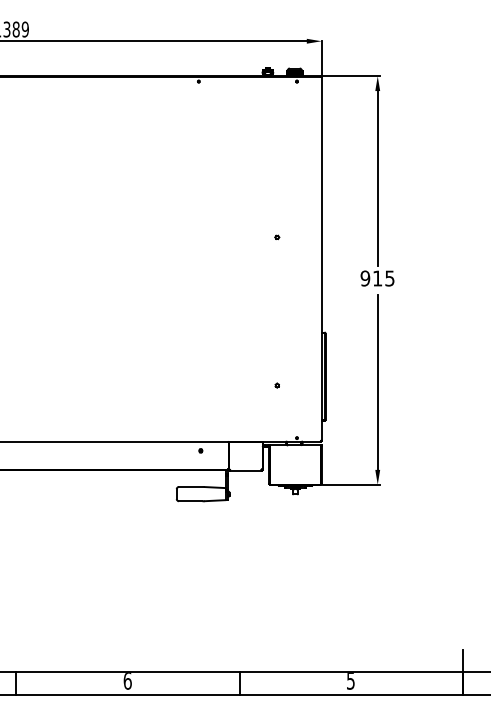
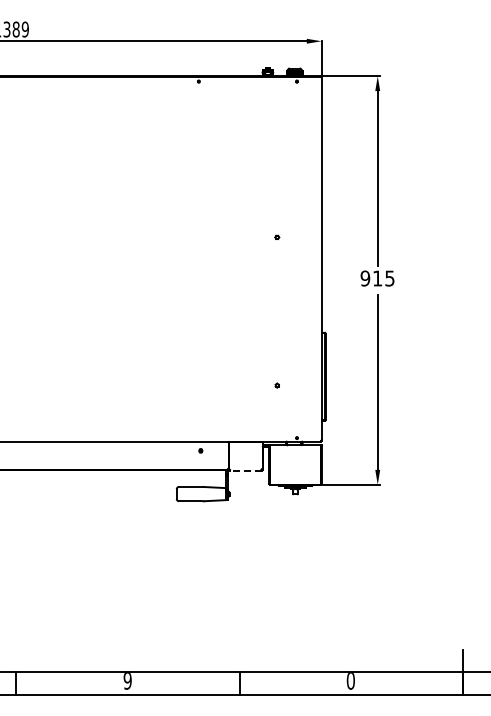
line: solid -> dashed (246, 470)
text: 6 -> 9 (127, 681)
text: 5 -> 0 (350, 681)
